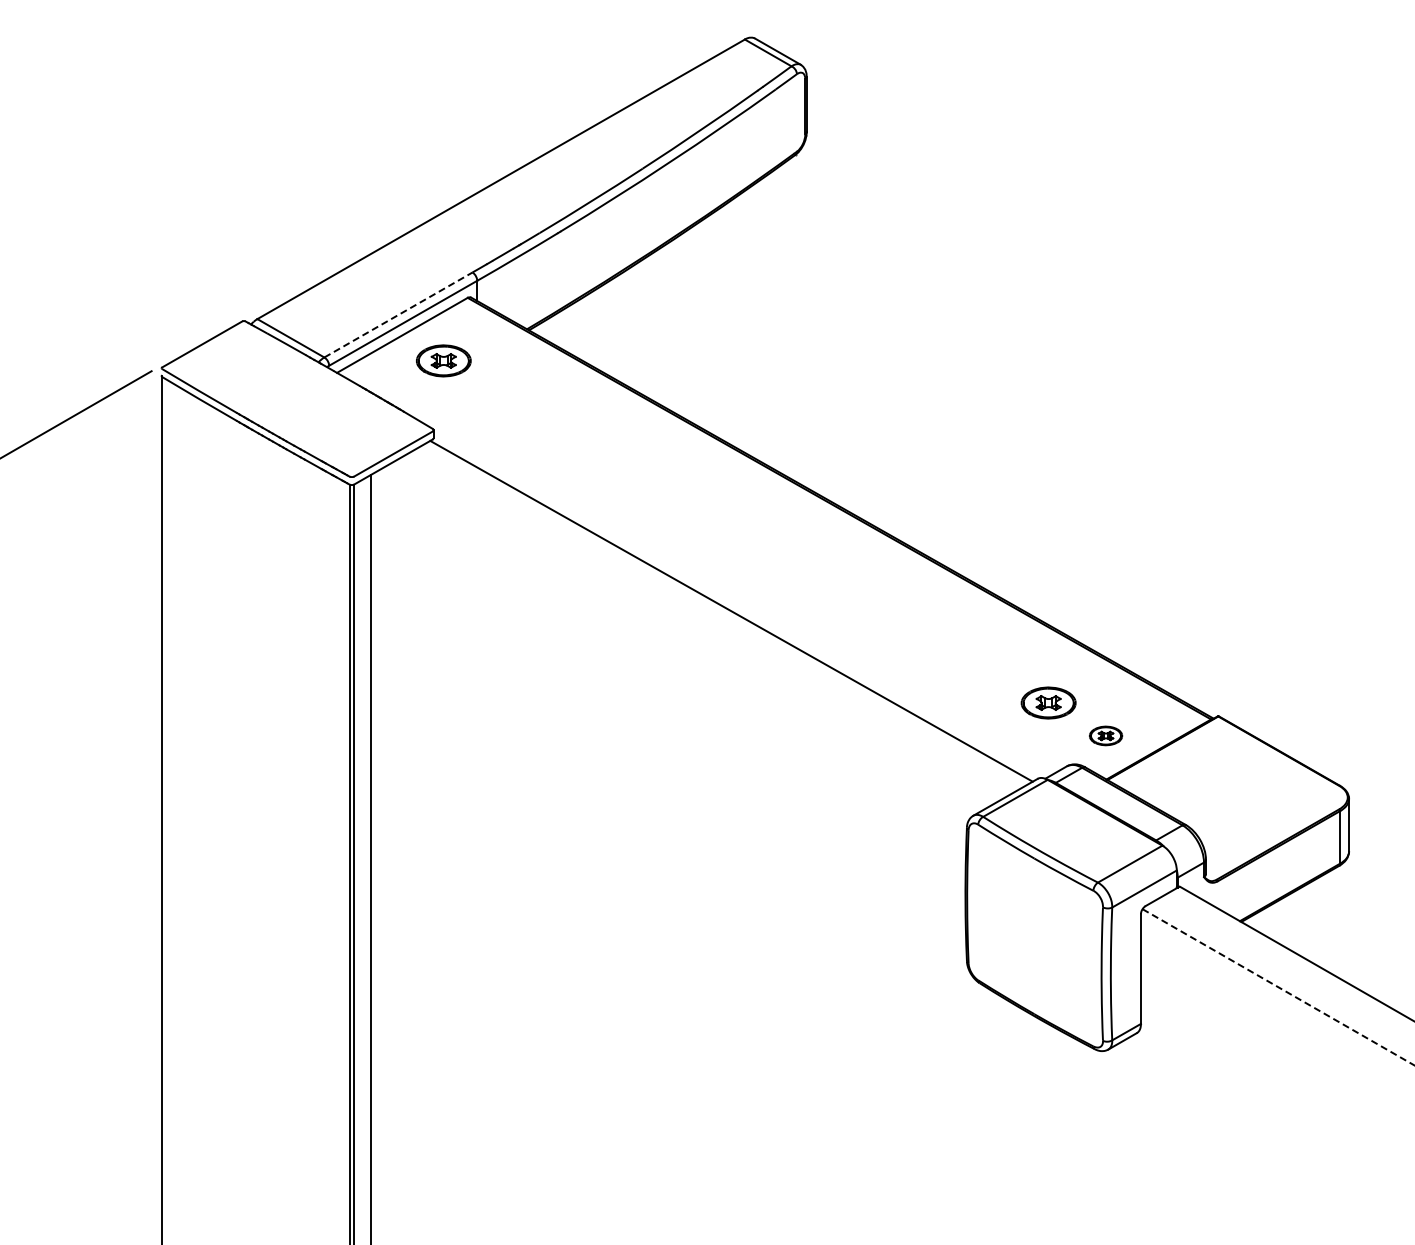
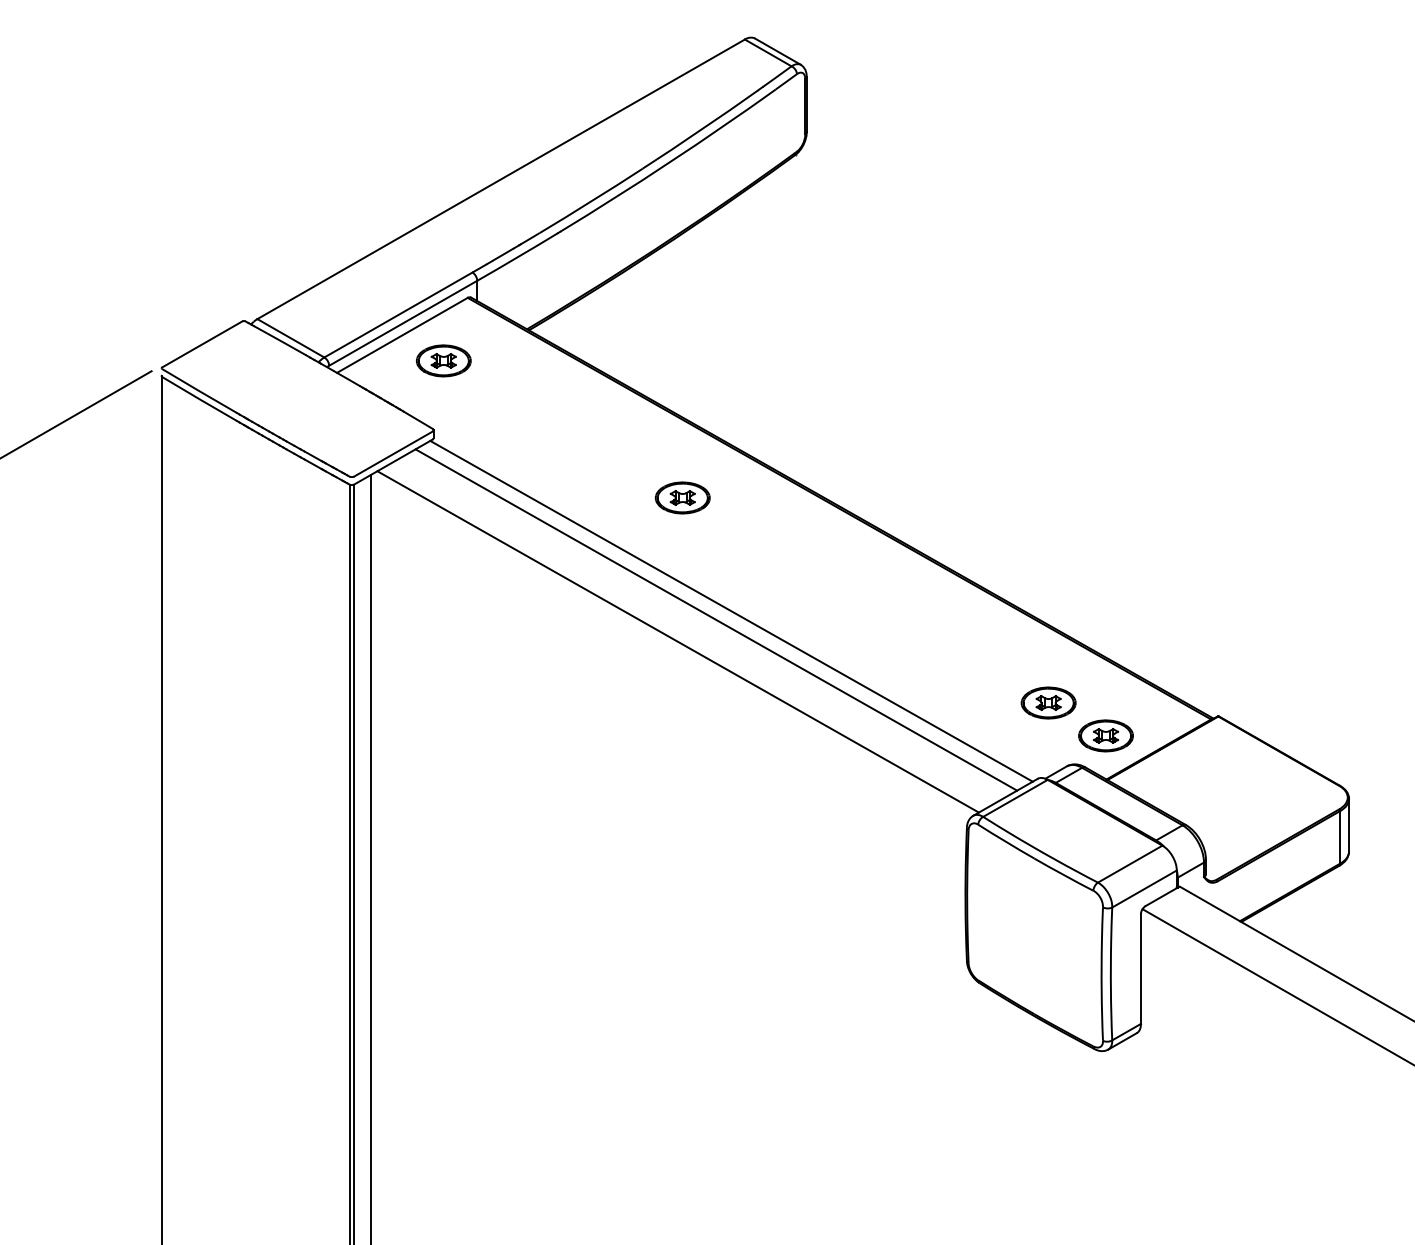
line: dashed -> solid (398, 314)
part: none -> present (682, 497)
line: none -> present (716, 619)
line: none -> present (677, 641)
part size: 35x22 px -> 56x34 px (1105, 735)
line: dashed -> solid (1278, 987)
